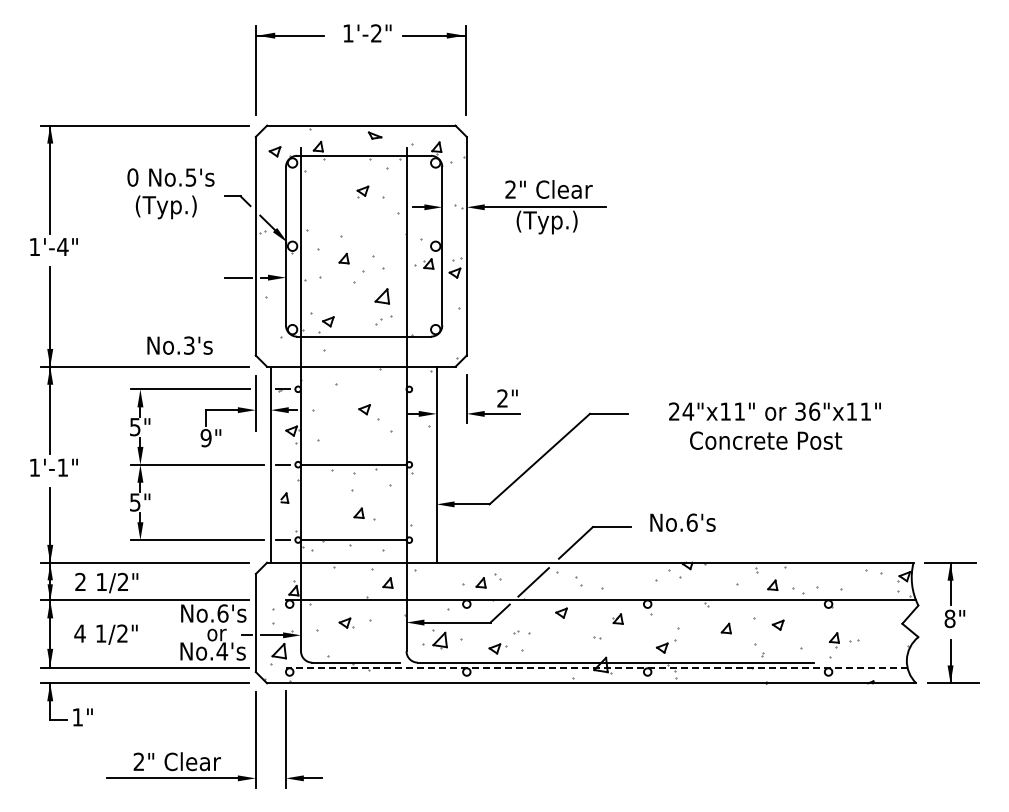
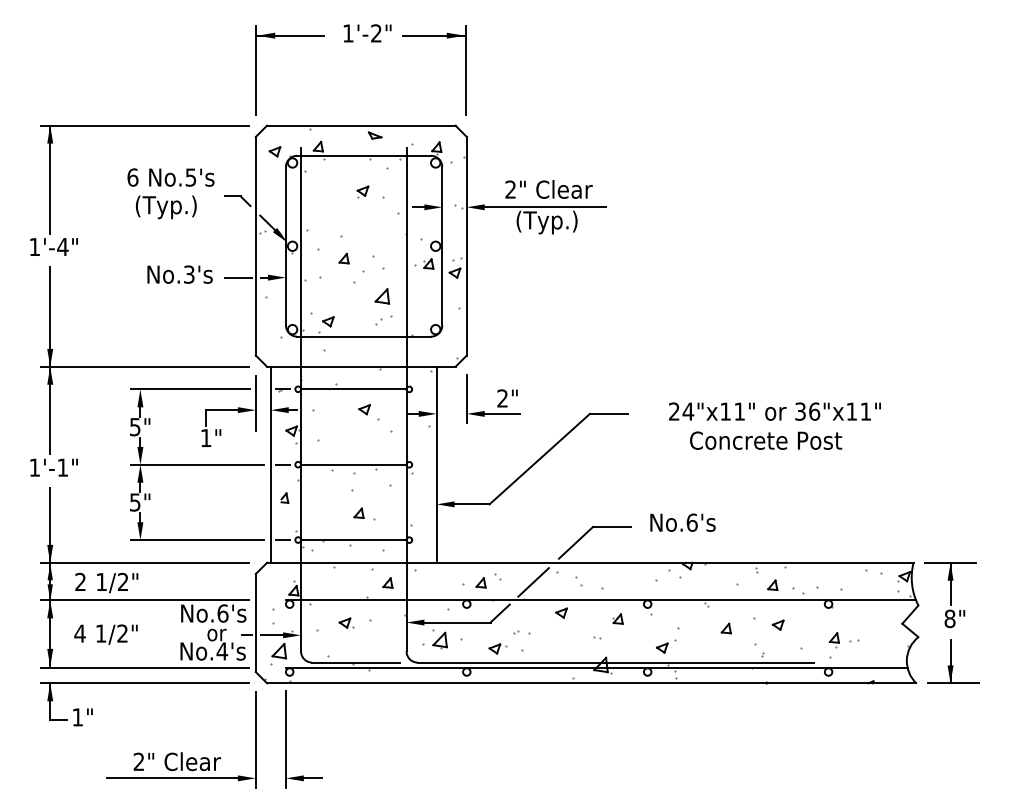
text: 0 -> 6 (132, 177)
text position: (179, 345) -> (179, 274) (179, 274)
line: none -> present (353, 389)
text: 9" -> 1" (205, 438)
line: dashed -> solid (596, 668)
